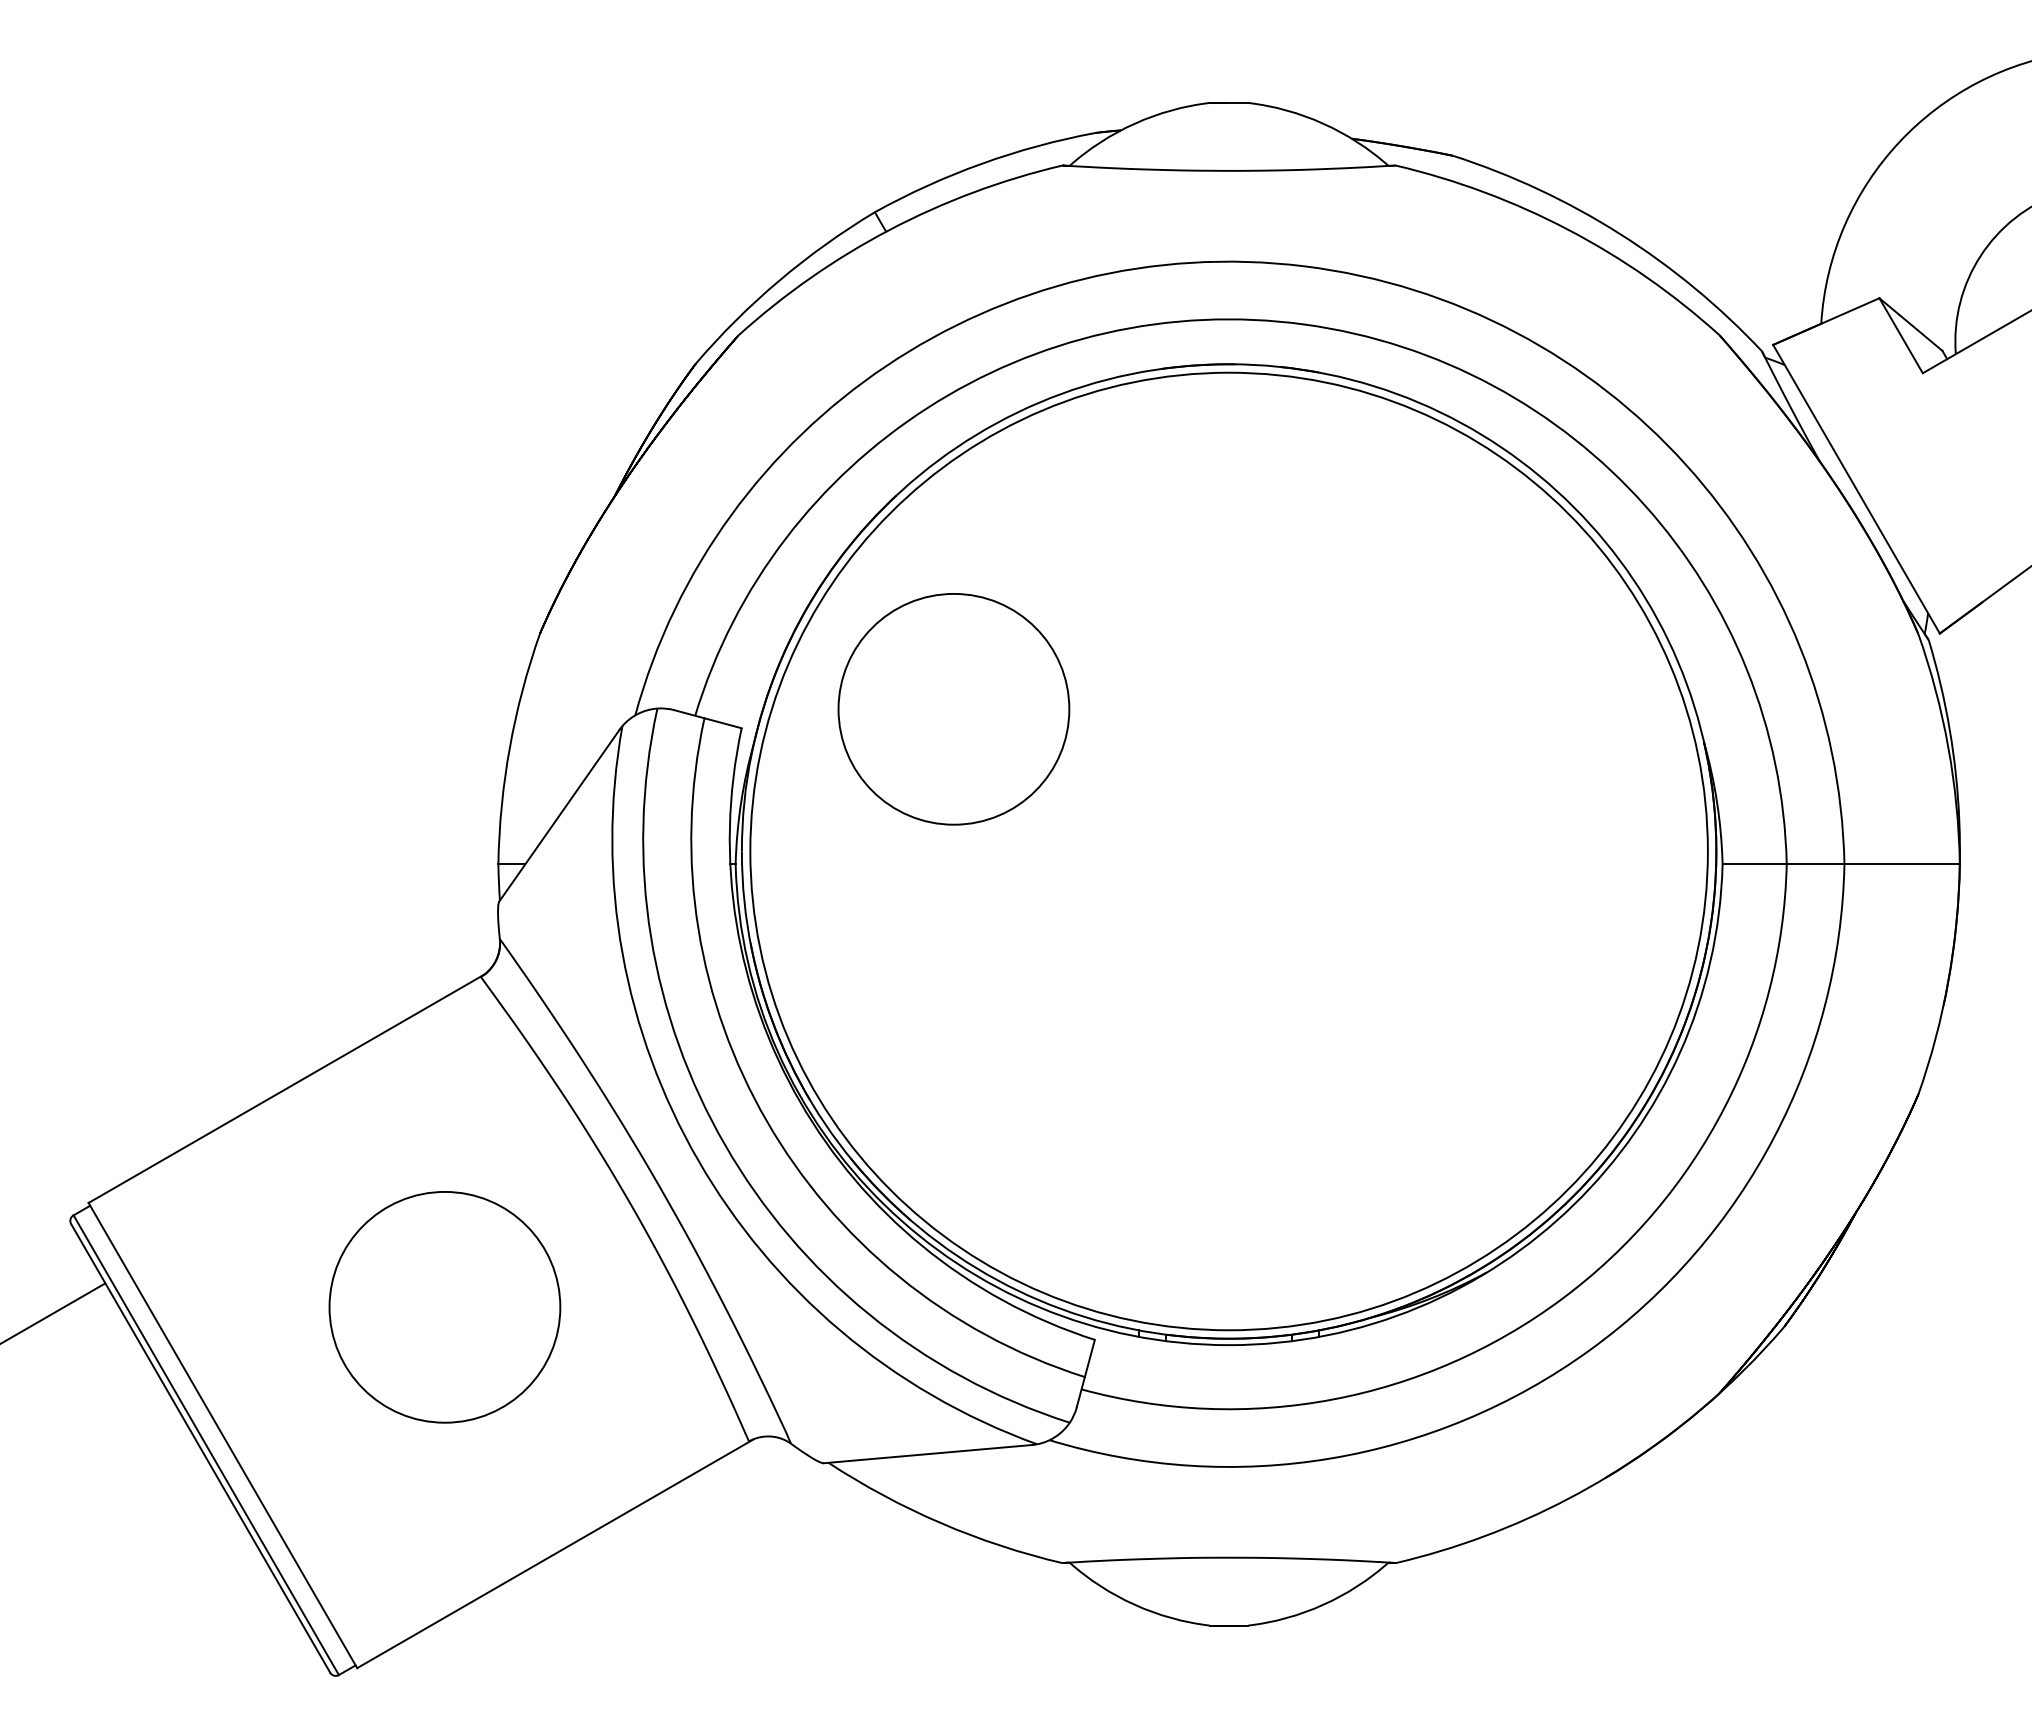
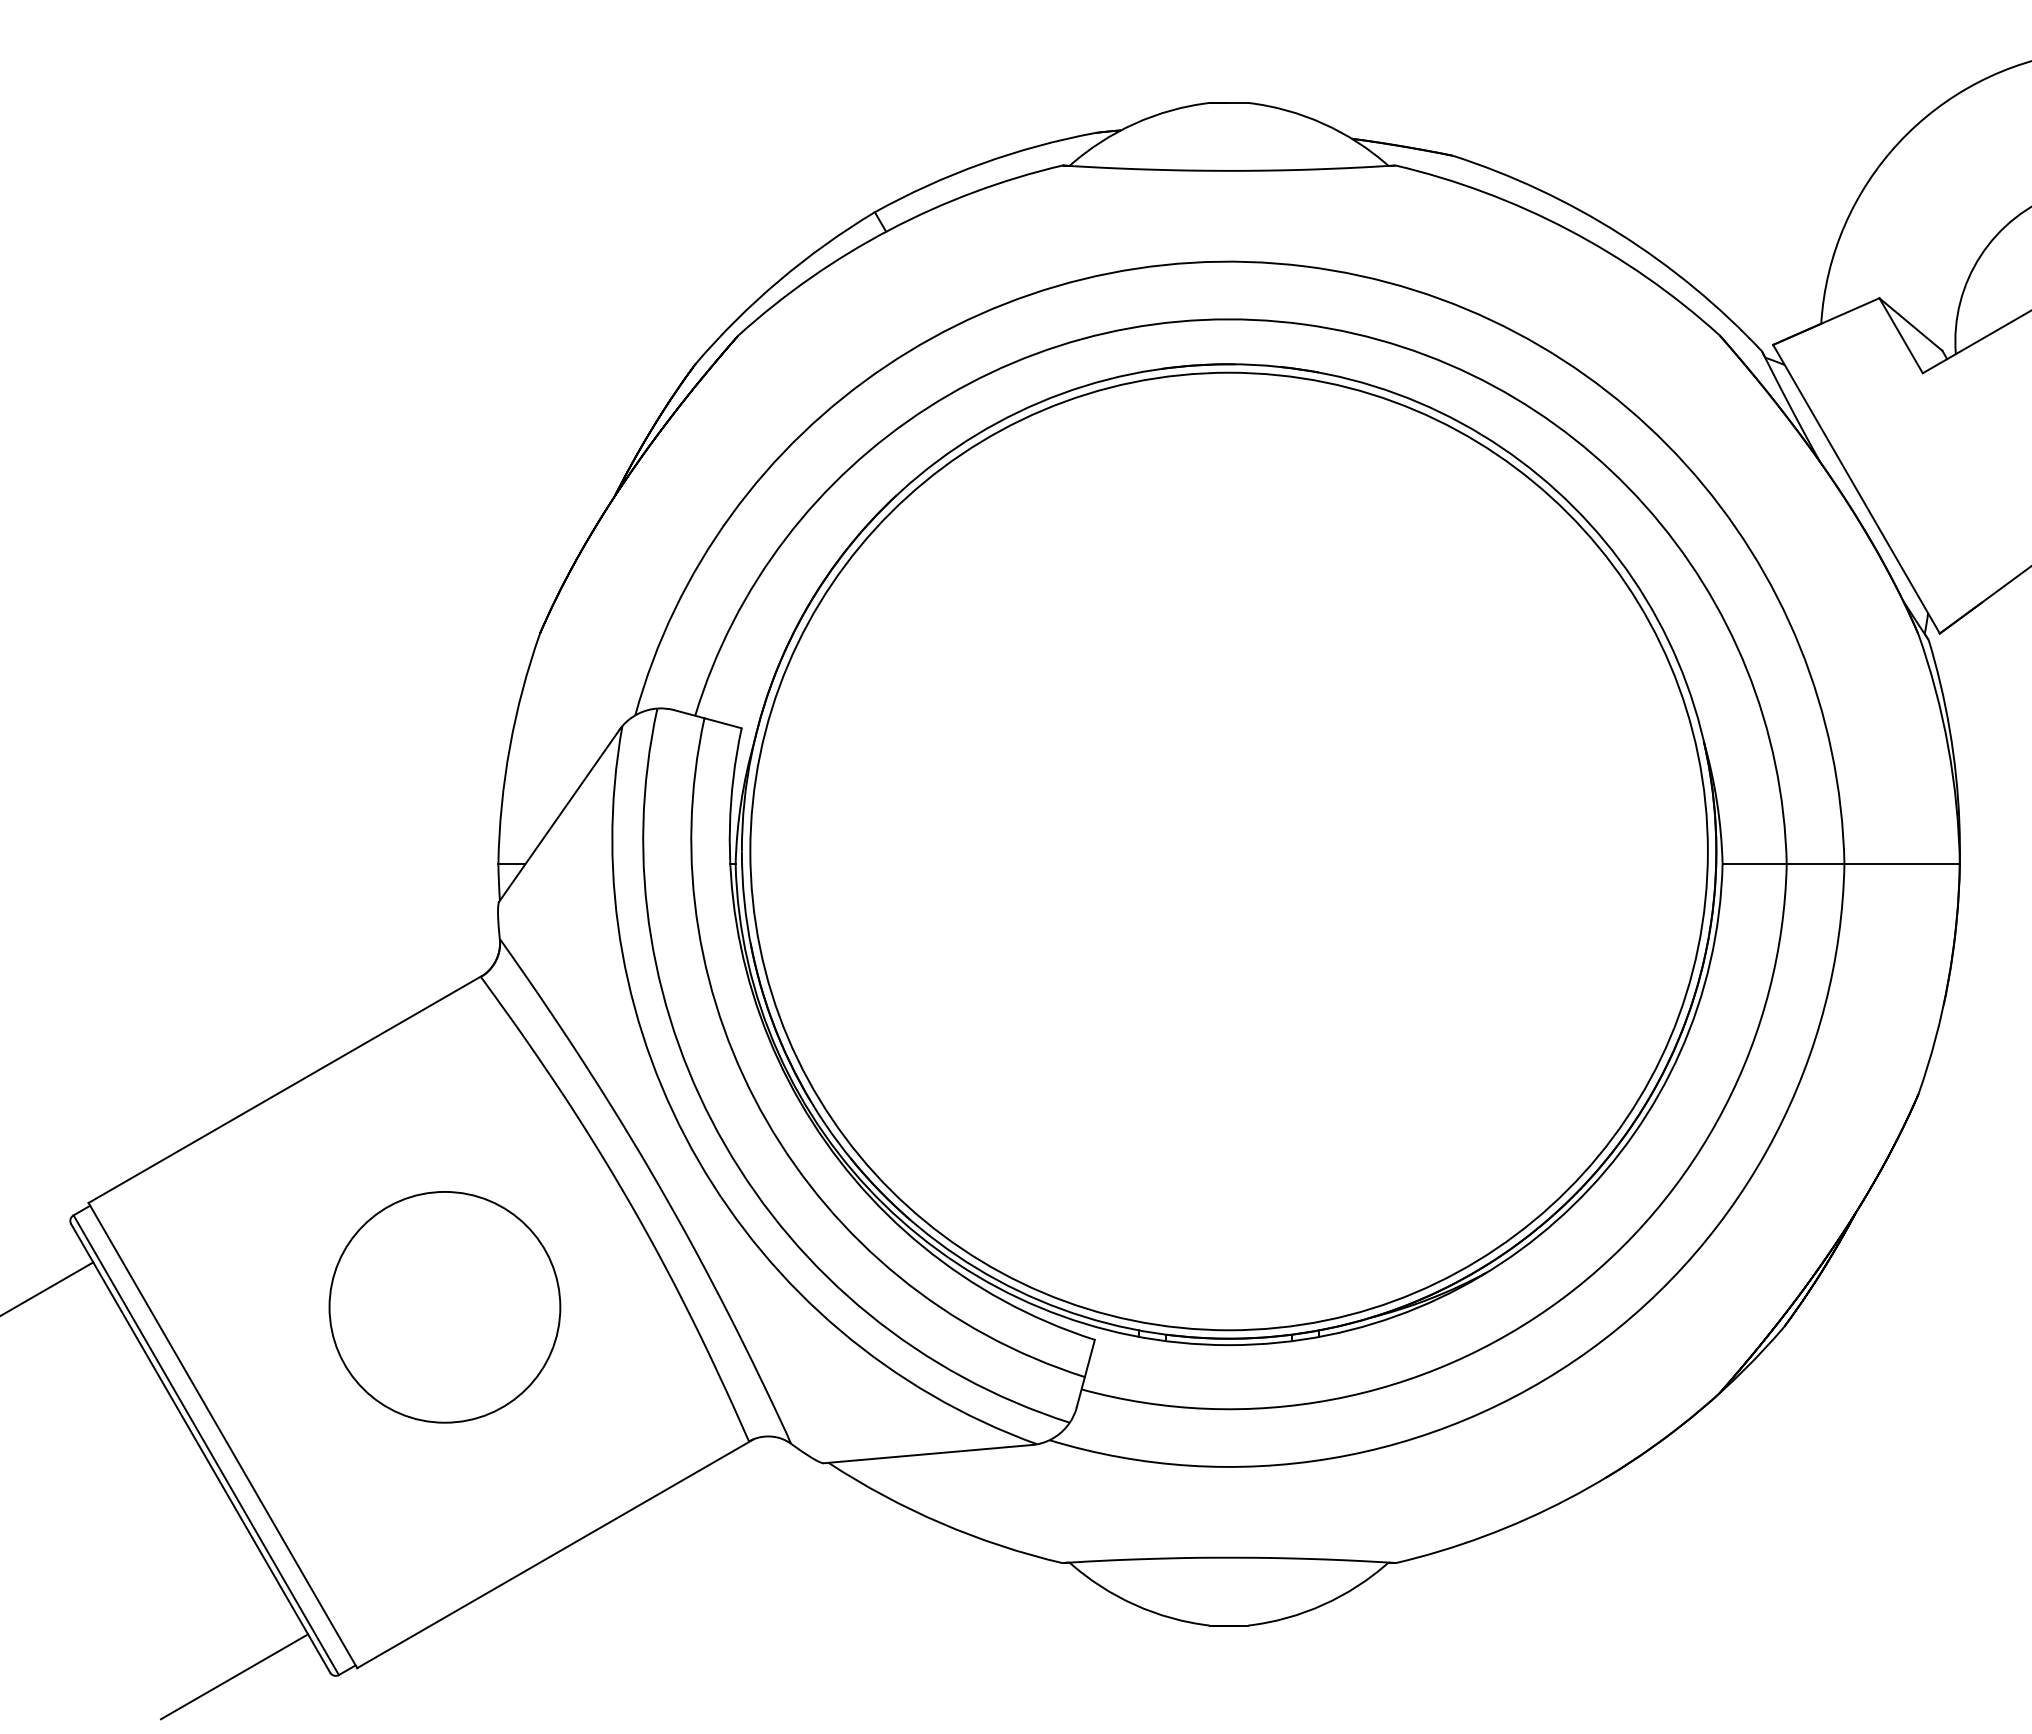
circle: present -> none (953, 709)
line position: (53, 1312) -> (47, 1288) (47, 1288)
line: none -> present (234, 1676)
